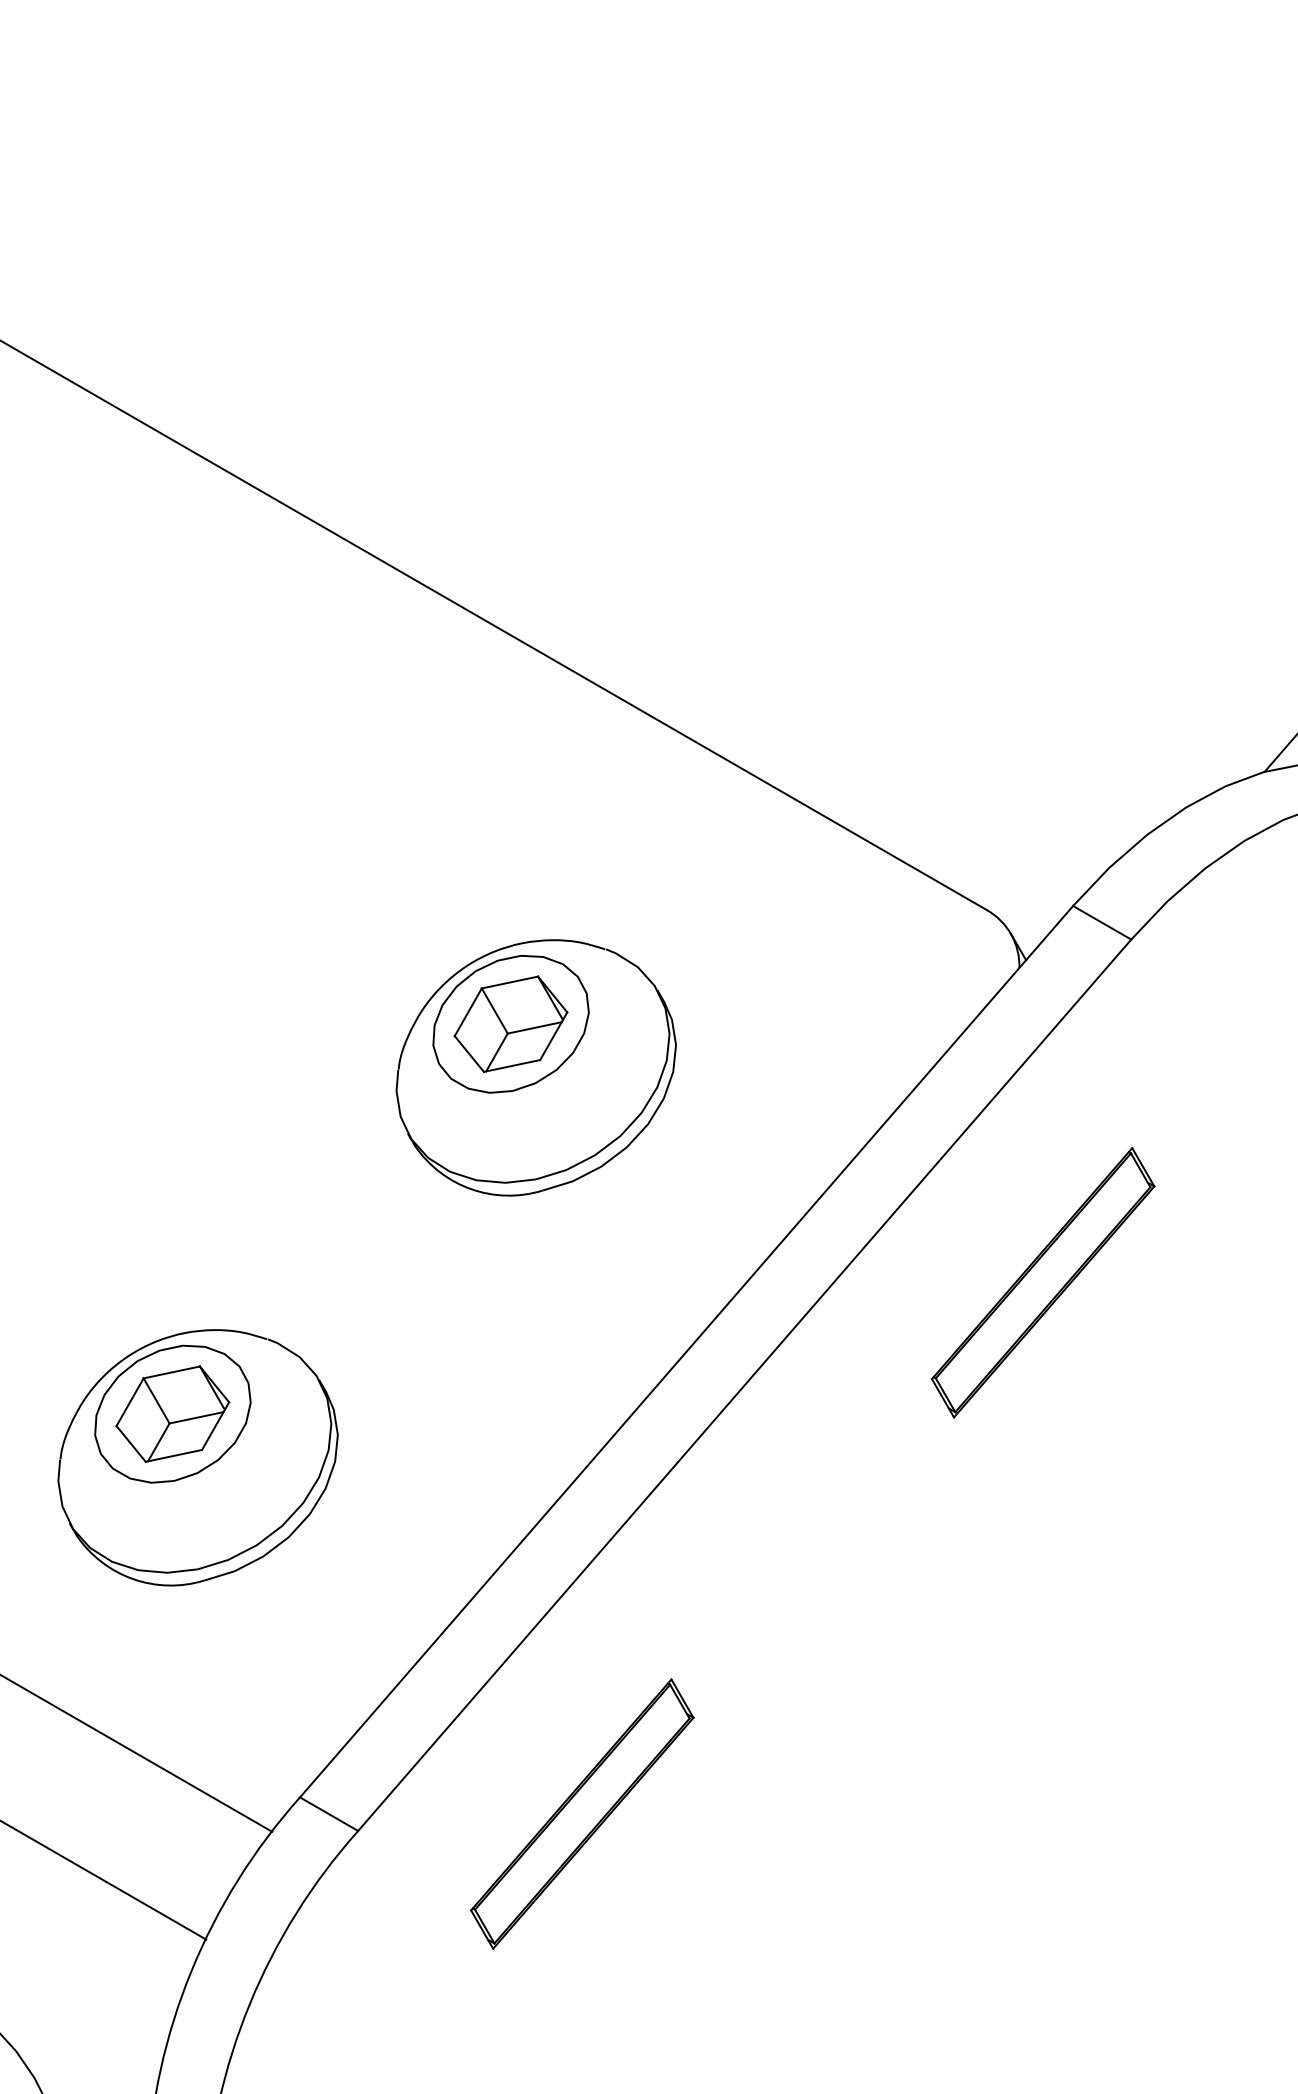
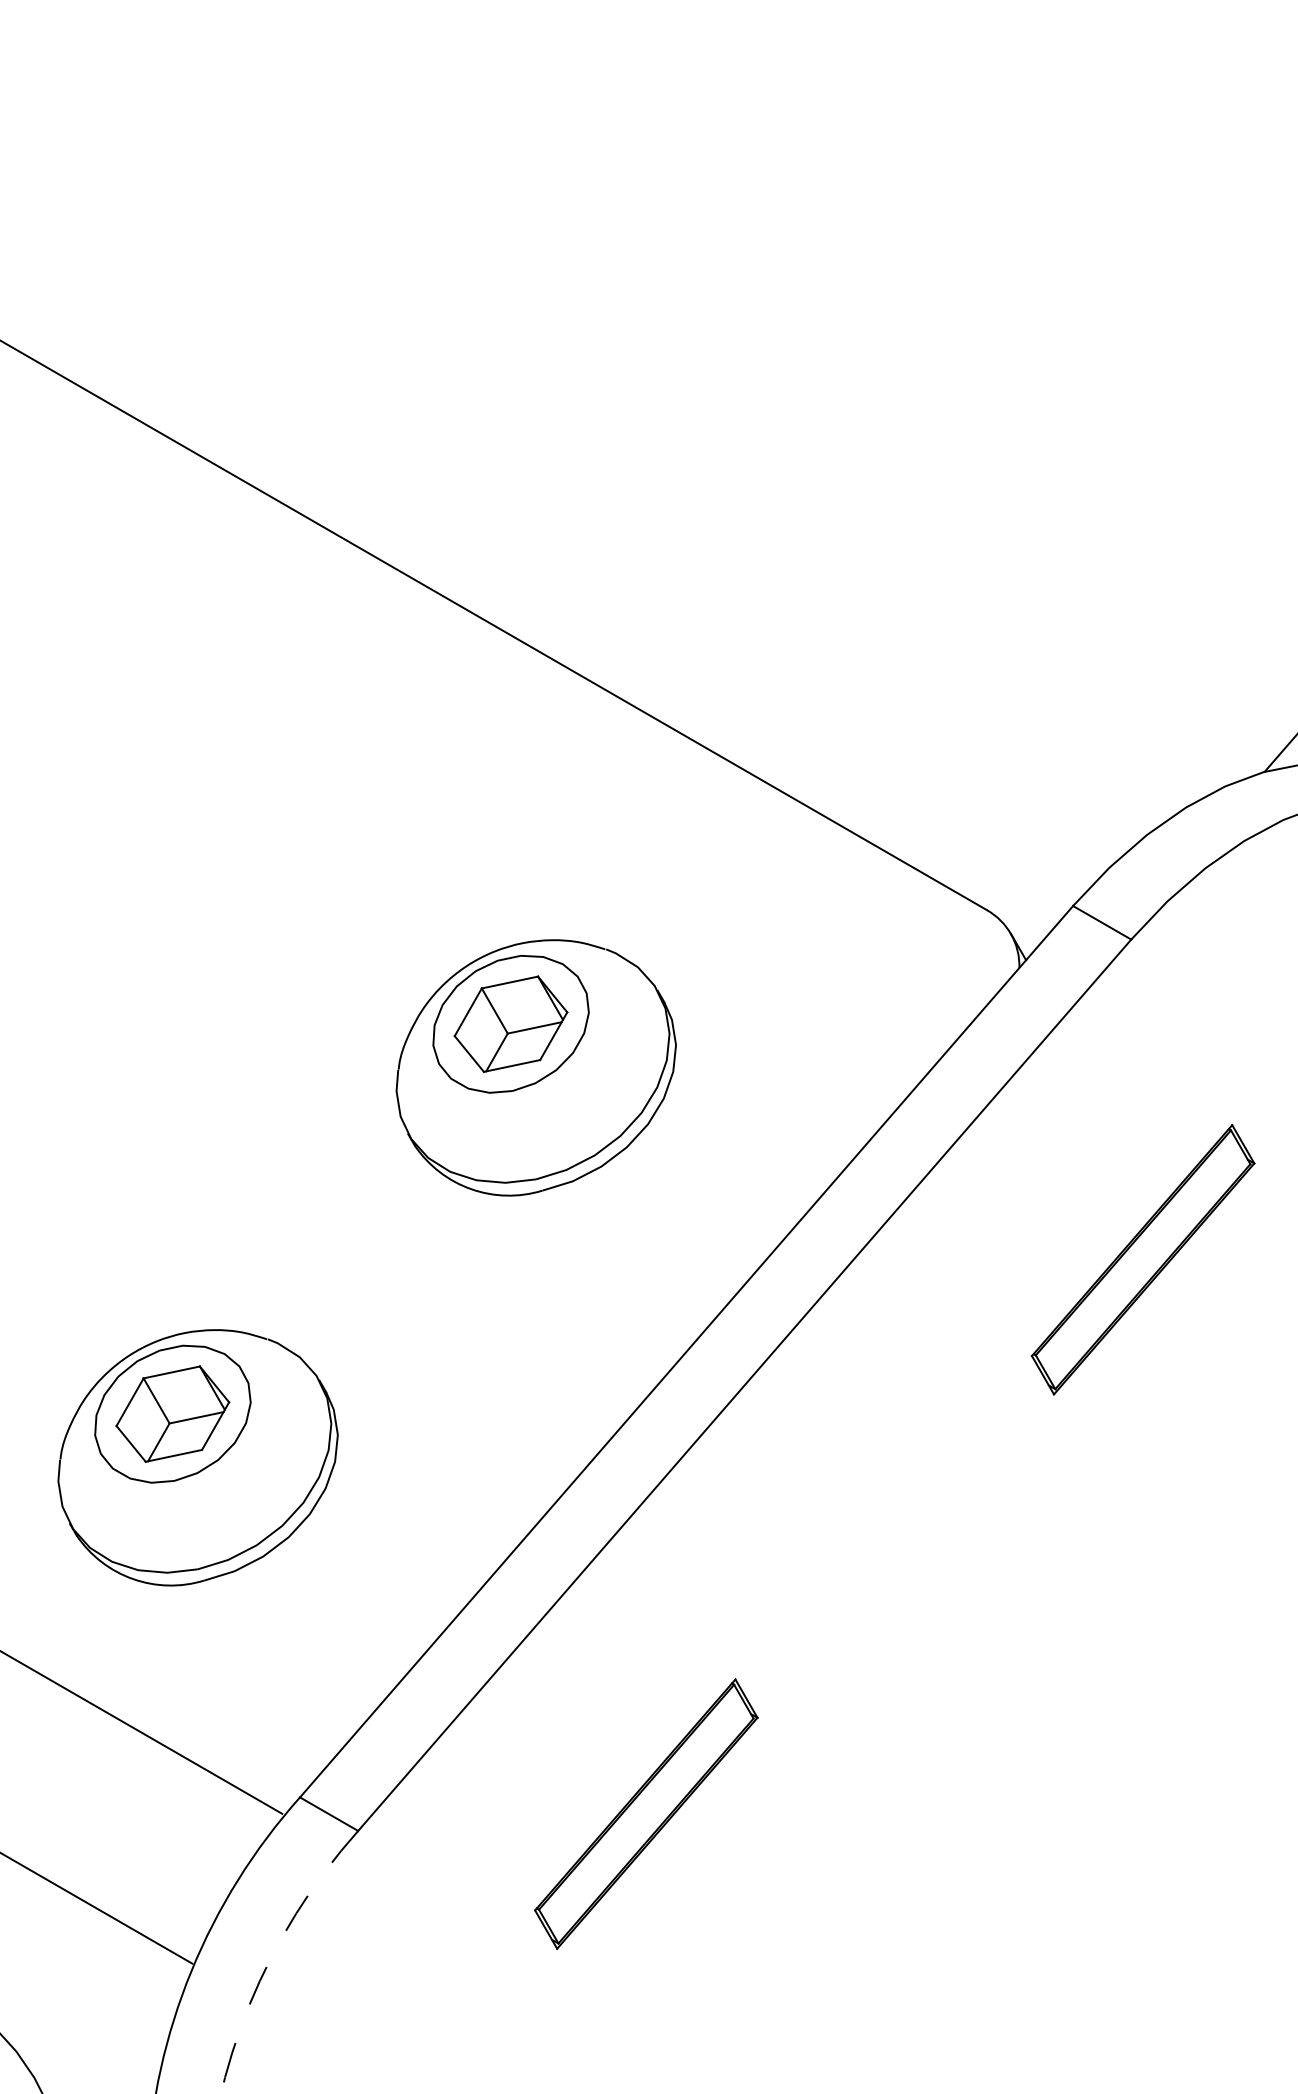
part position: (1042, 1282) -> (1142, 1259) (1142, 1259)
line position: (137, 1753) -> (142, 1732) (142, 1732)
part position: (582, 1813) -> (646, 1813) (646, 1813)
line position: (104, 1880) -> (97, 1908) (97, 1908)
arc: solid -> dashed (272, 1954)
